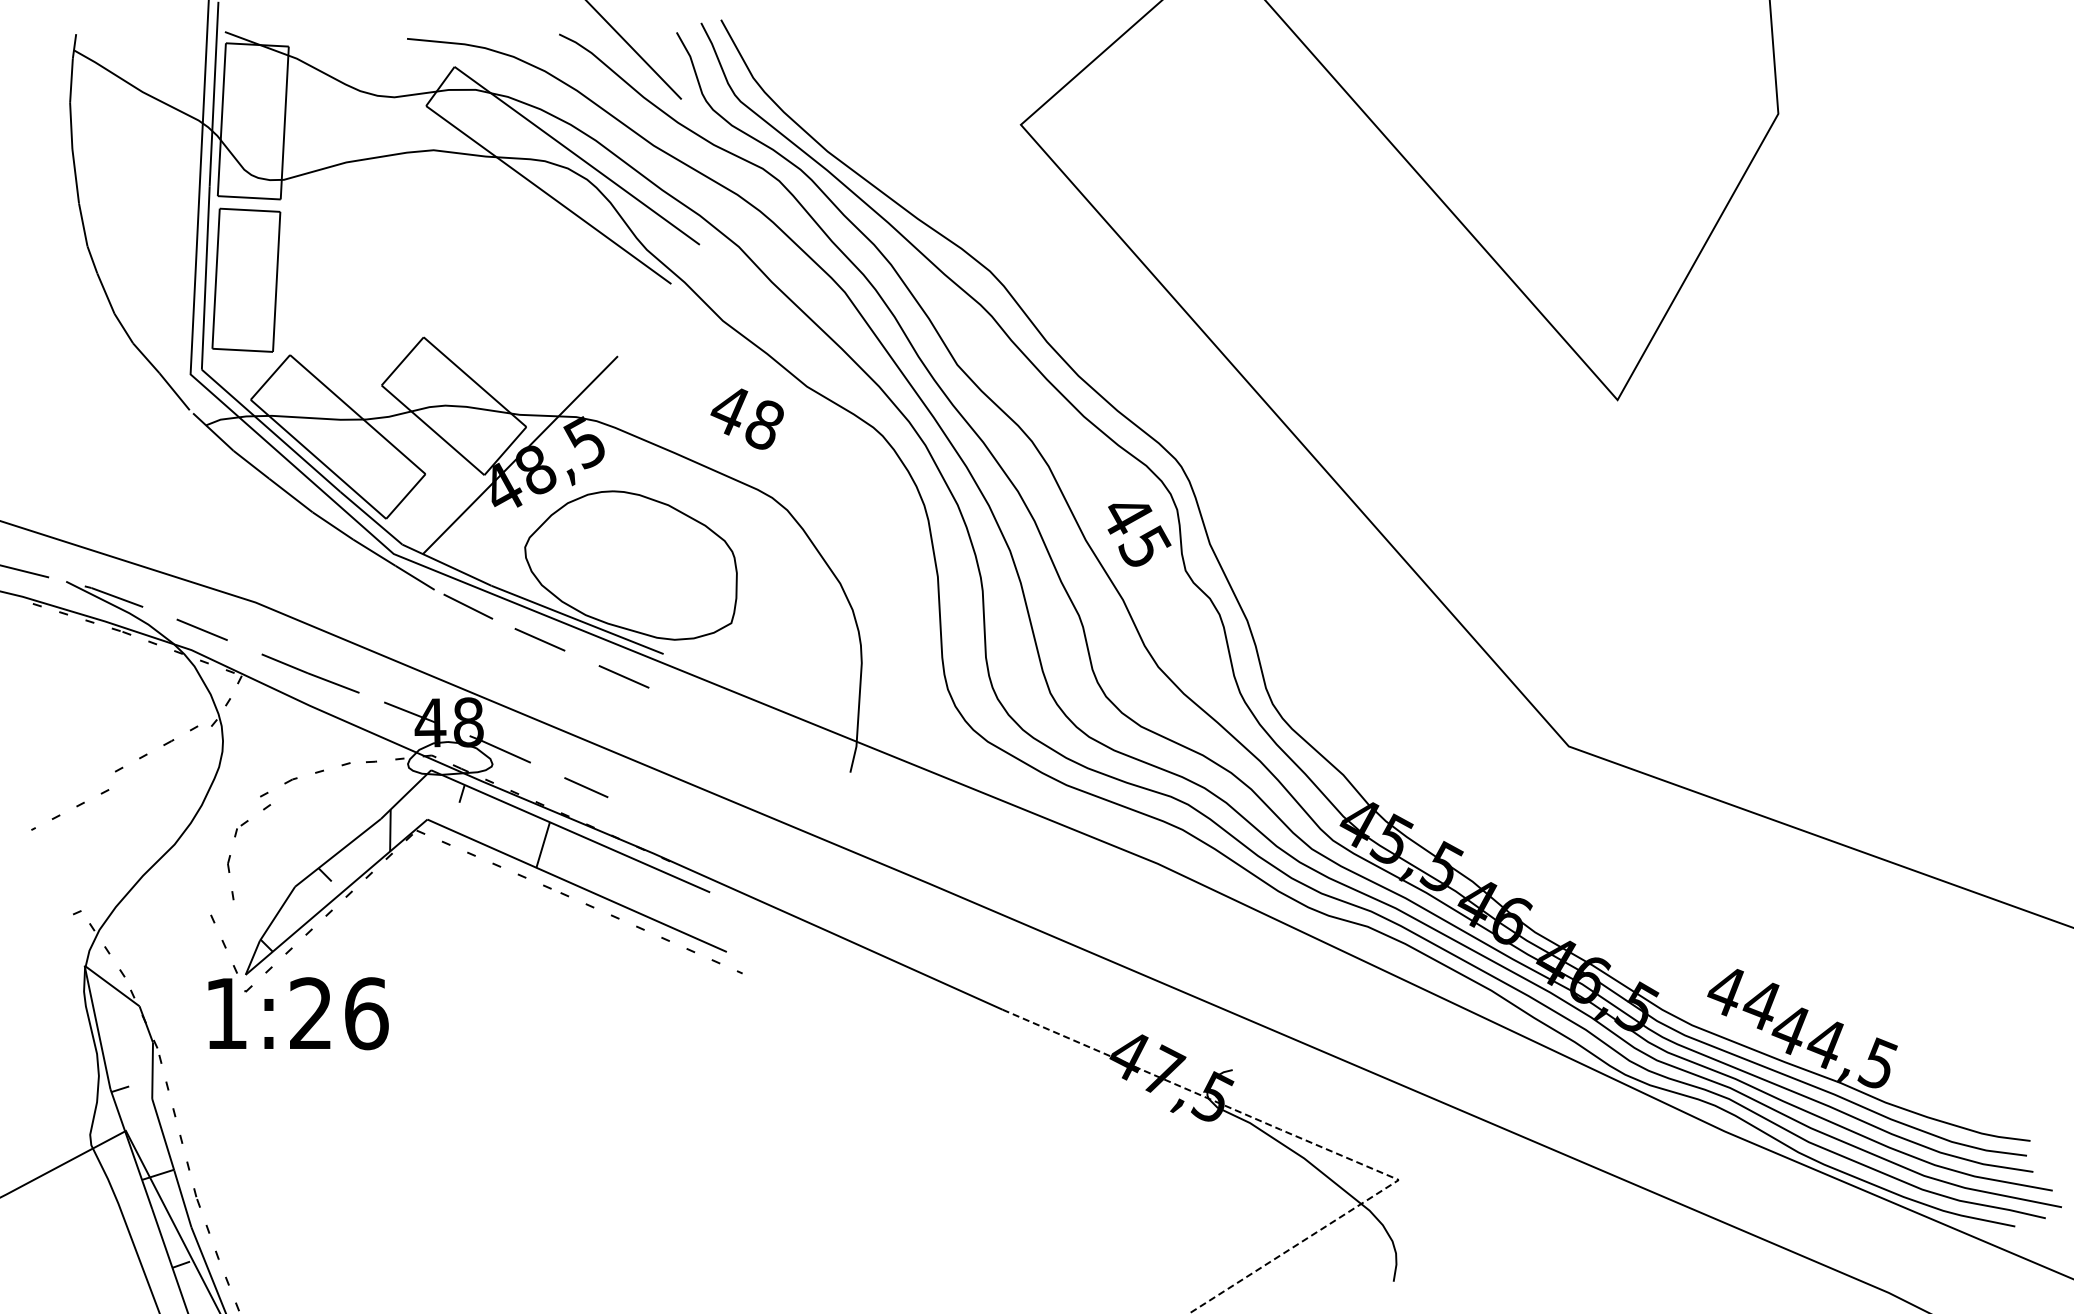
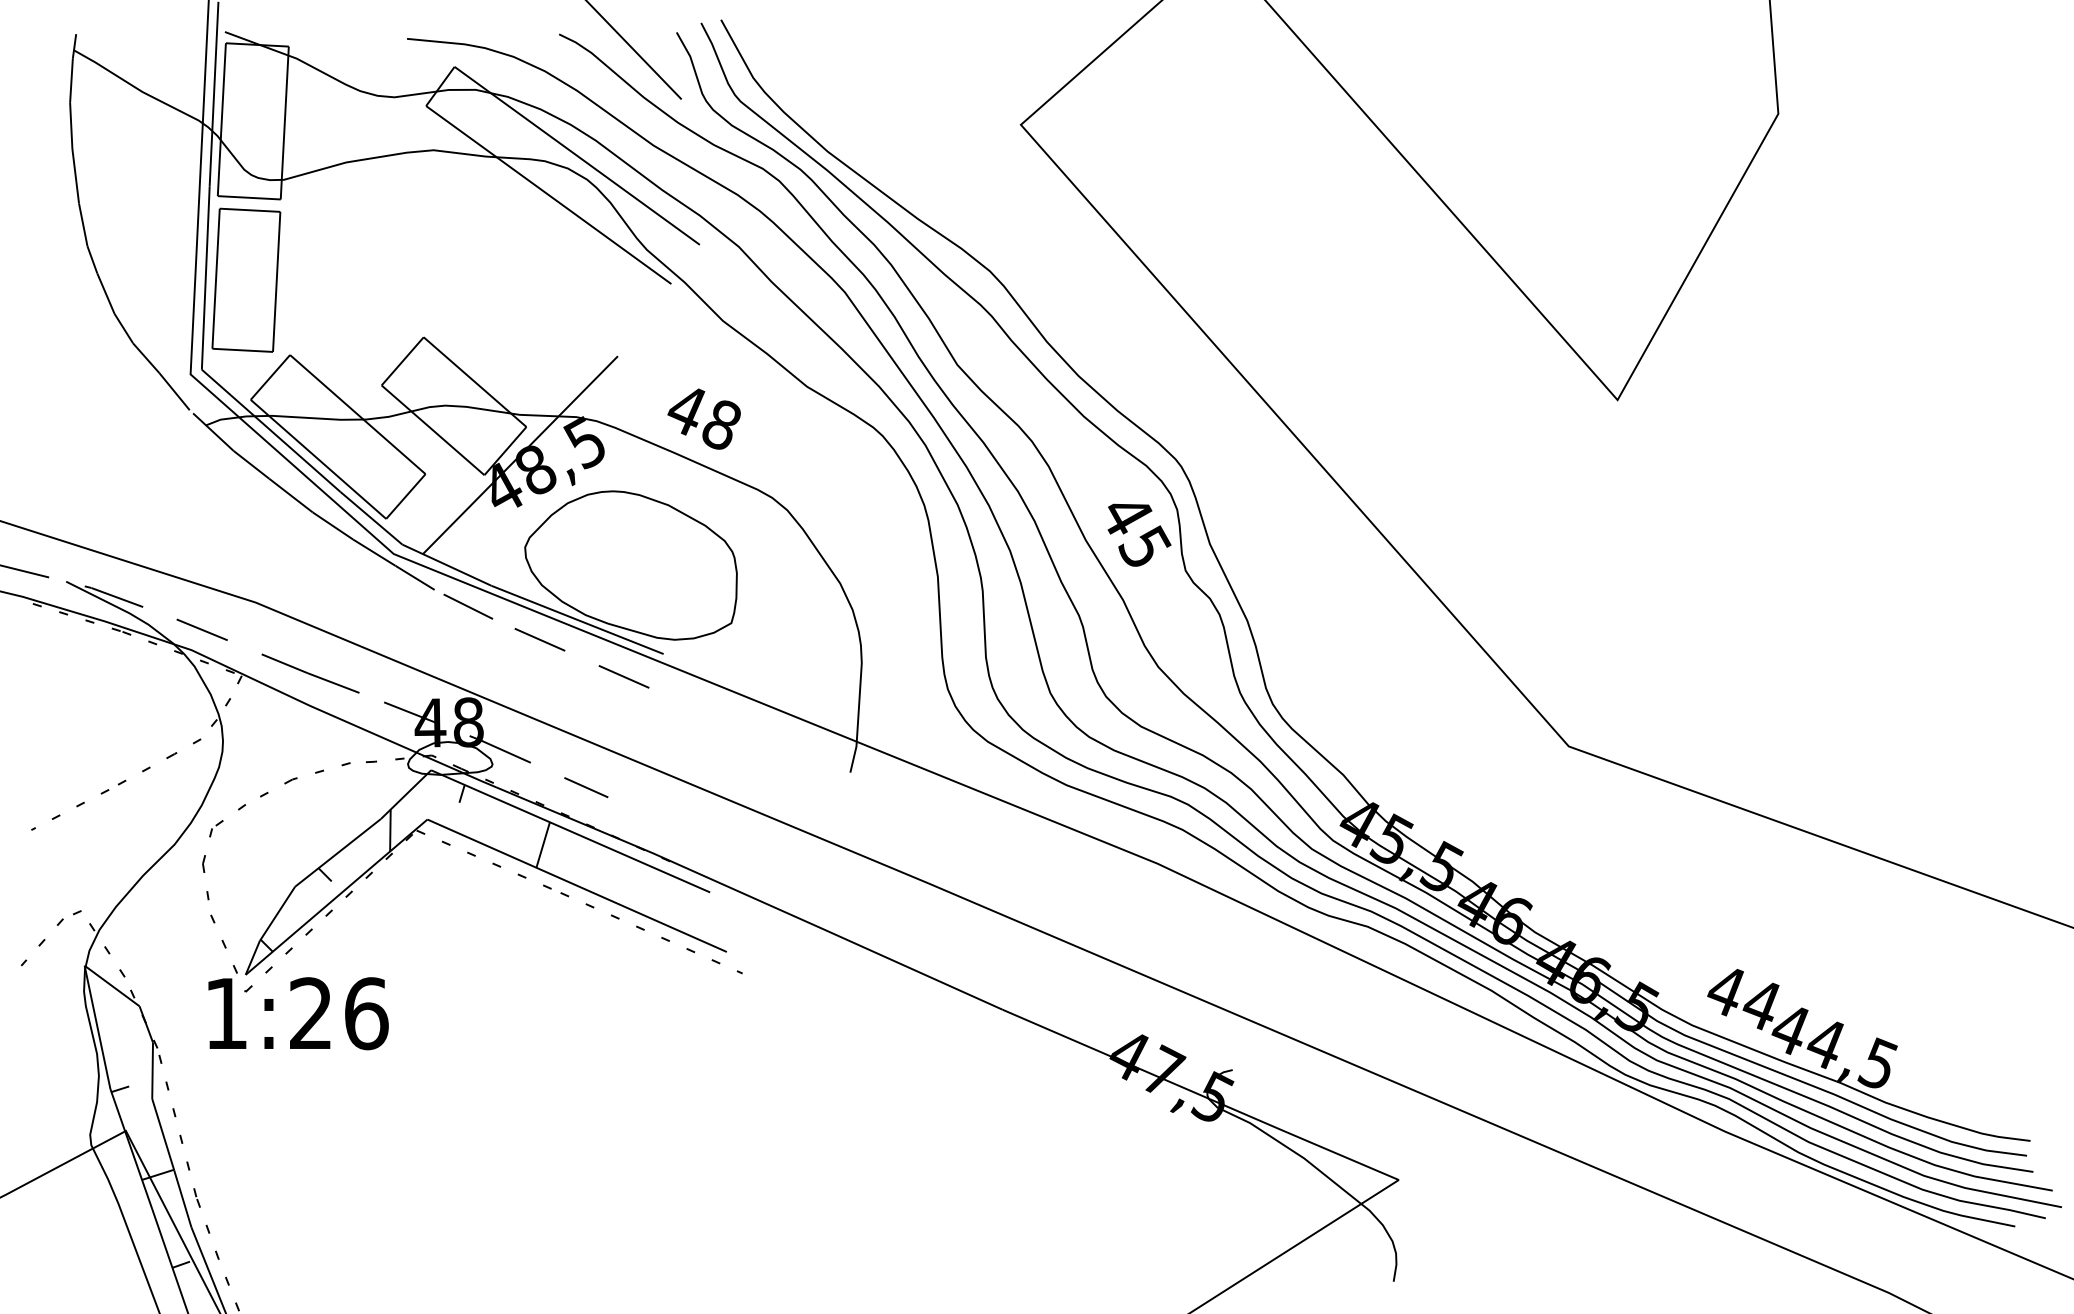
text position: (746, 418) -> (703, 418) (703, 418)
part position: (163, 745) -> (166, 758) (166, 758)
part position: (230, 855) -> (205, 855) (205, 855)
line: none -> present (42, 942)
line: dashed -> solid (1315, 1144)
